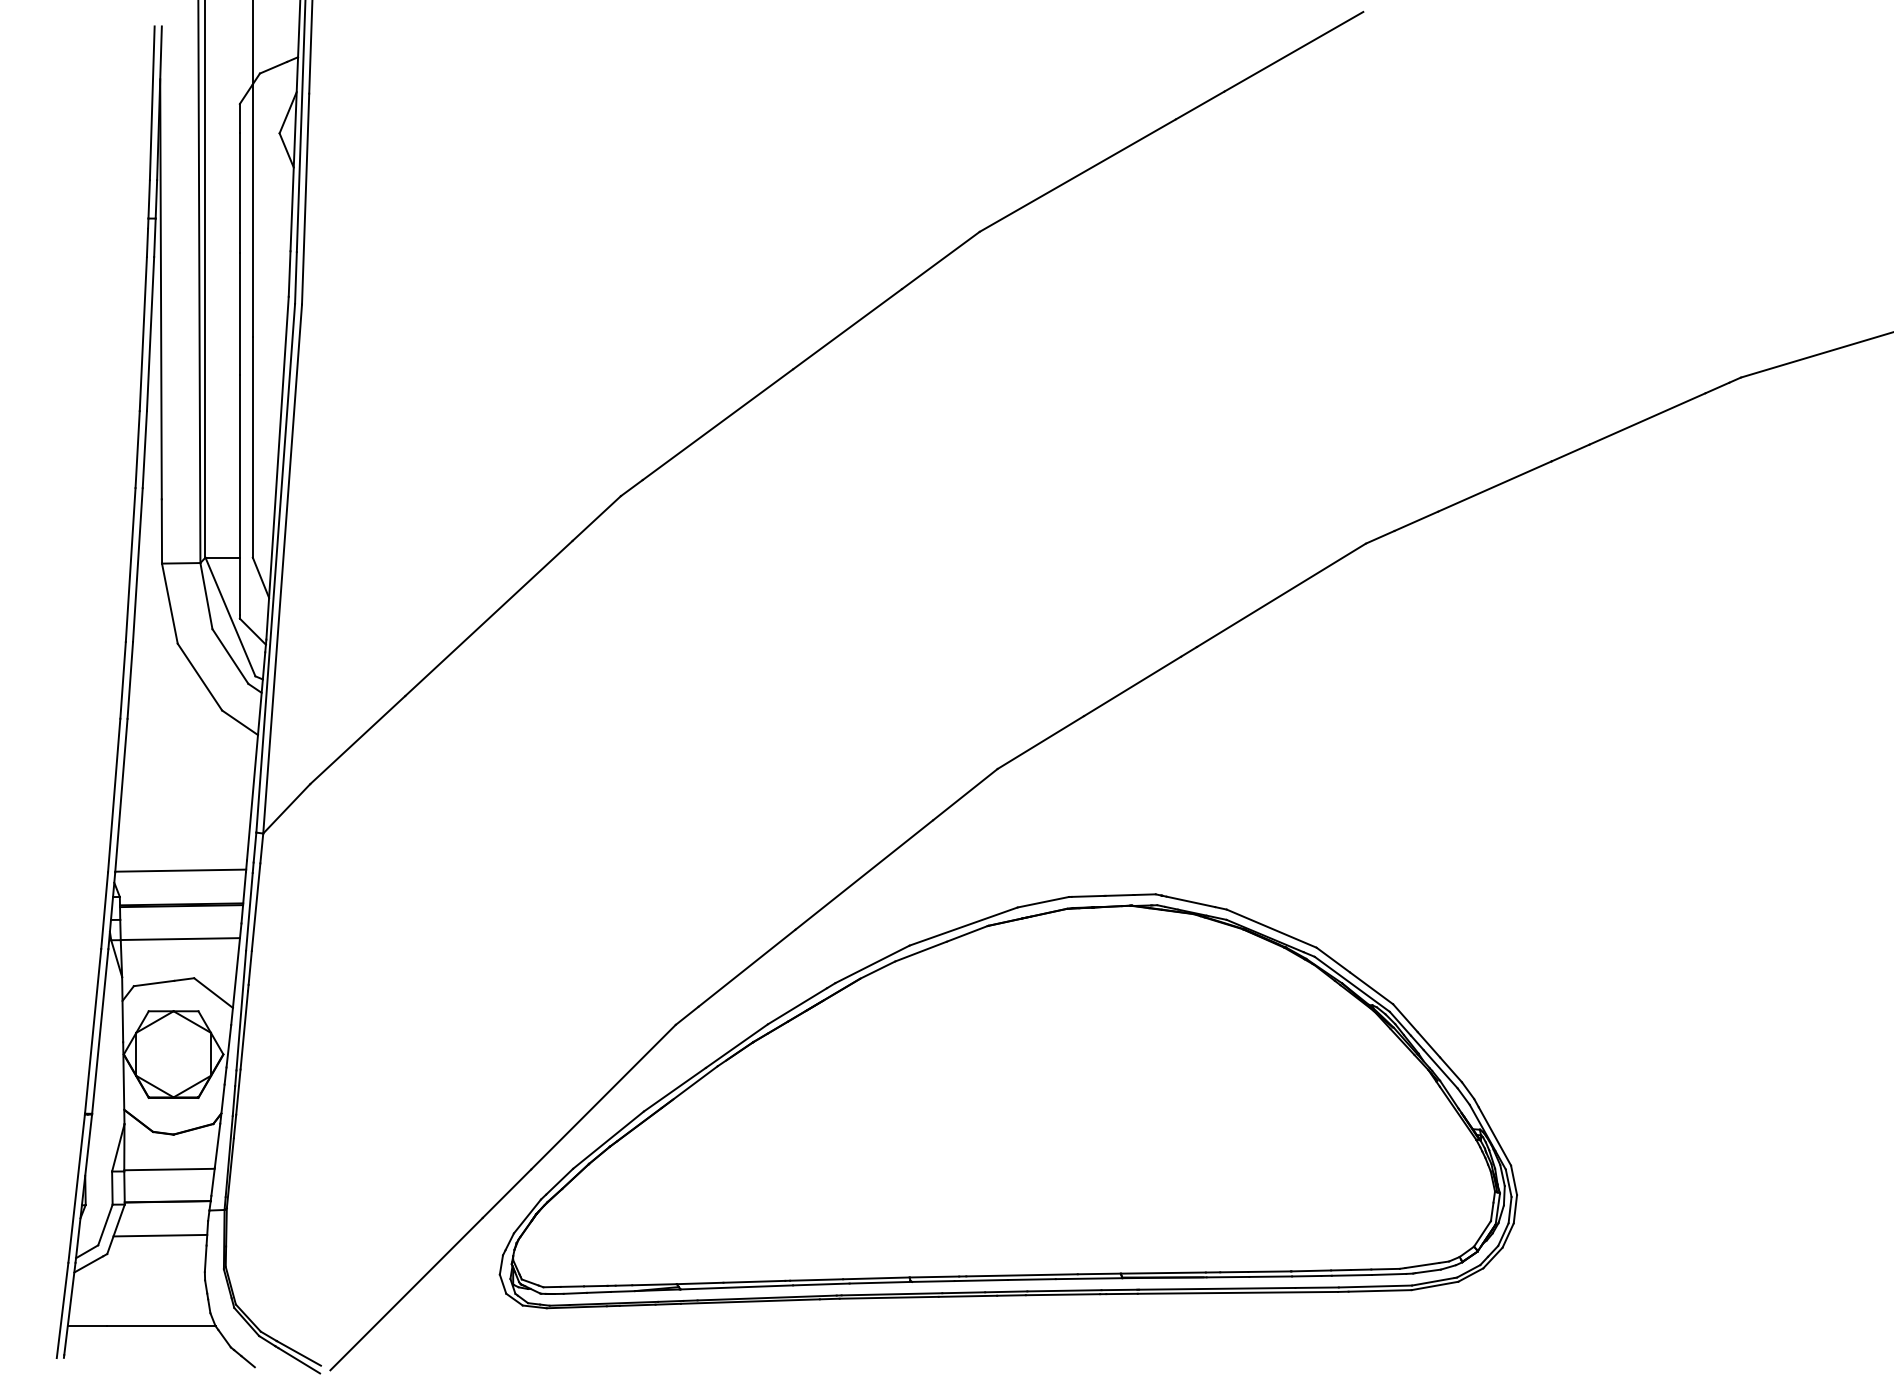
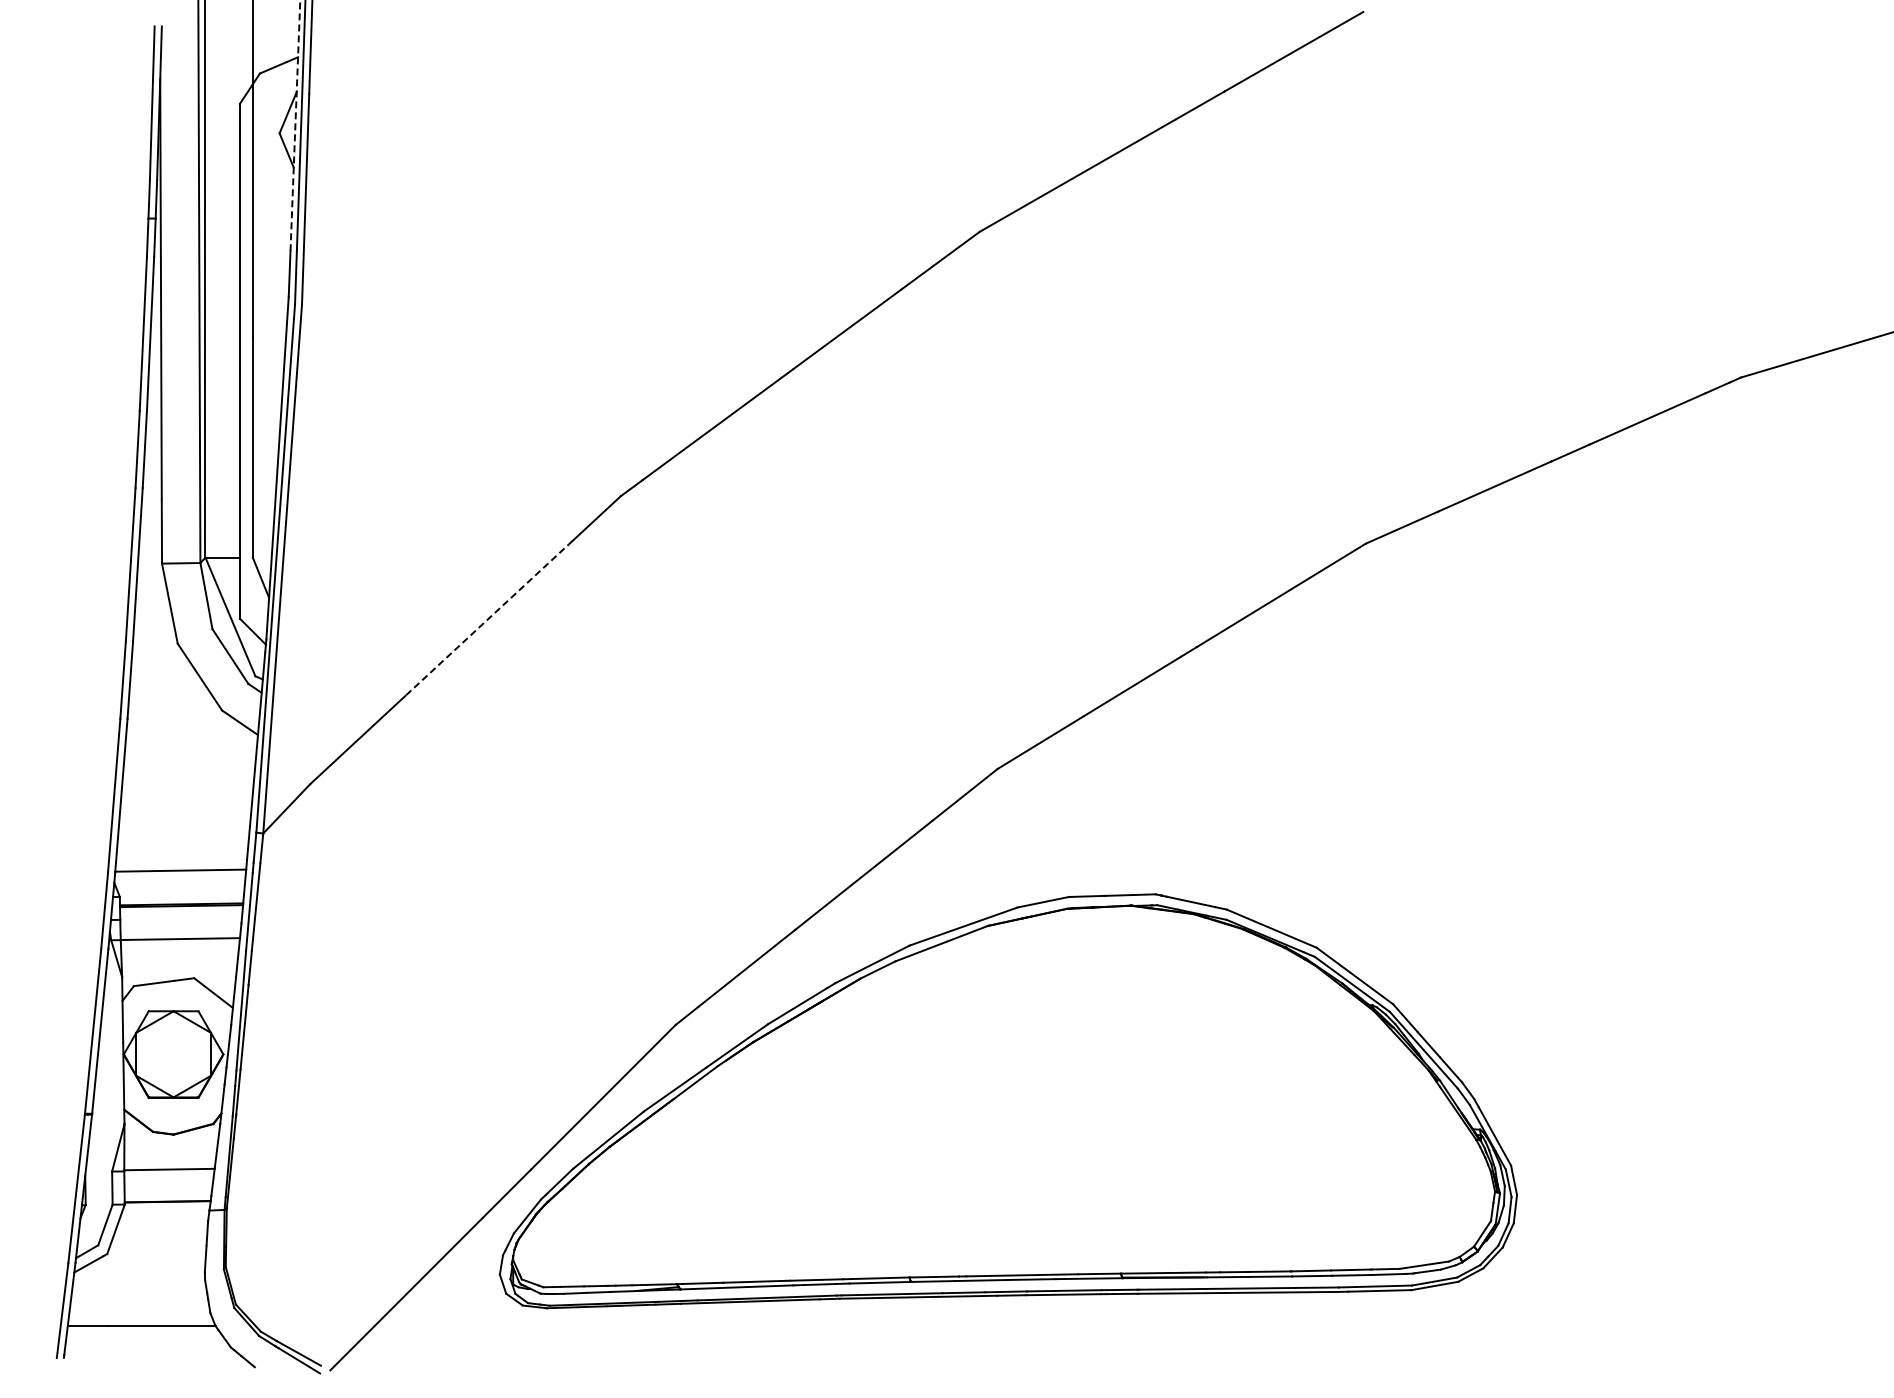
line: solid -> dashed (295, 125)
line: solid -> dashed (488, 618)
line: present -> none (160, 1235)
